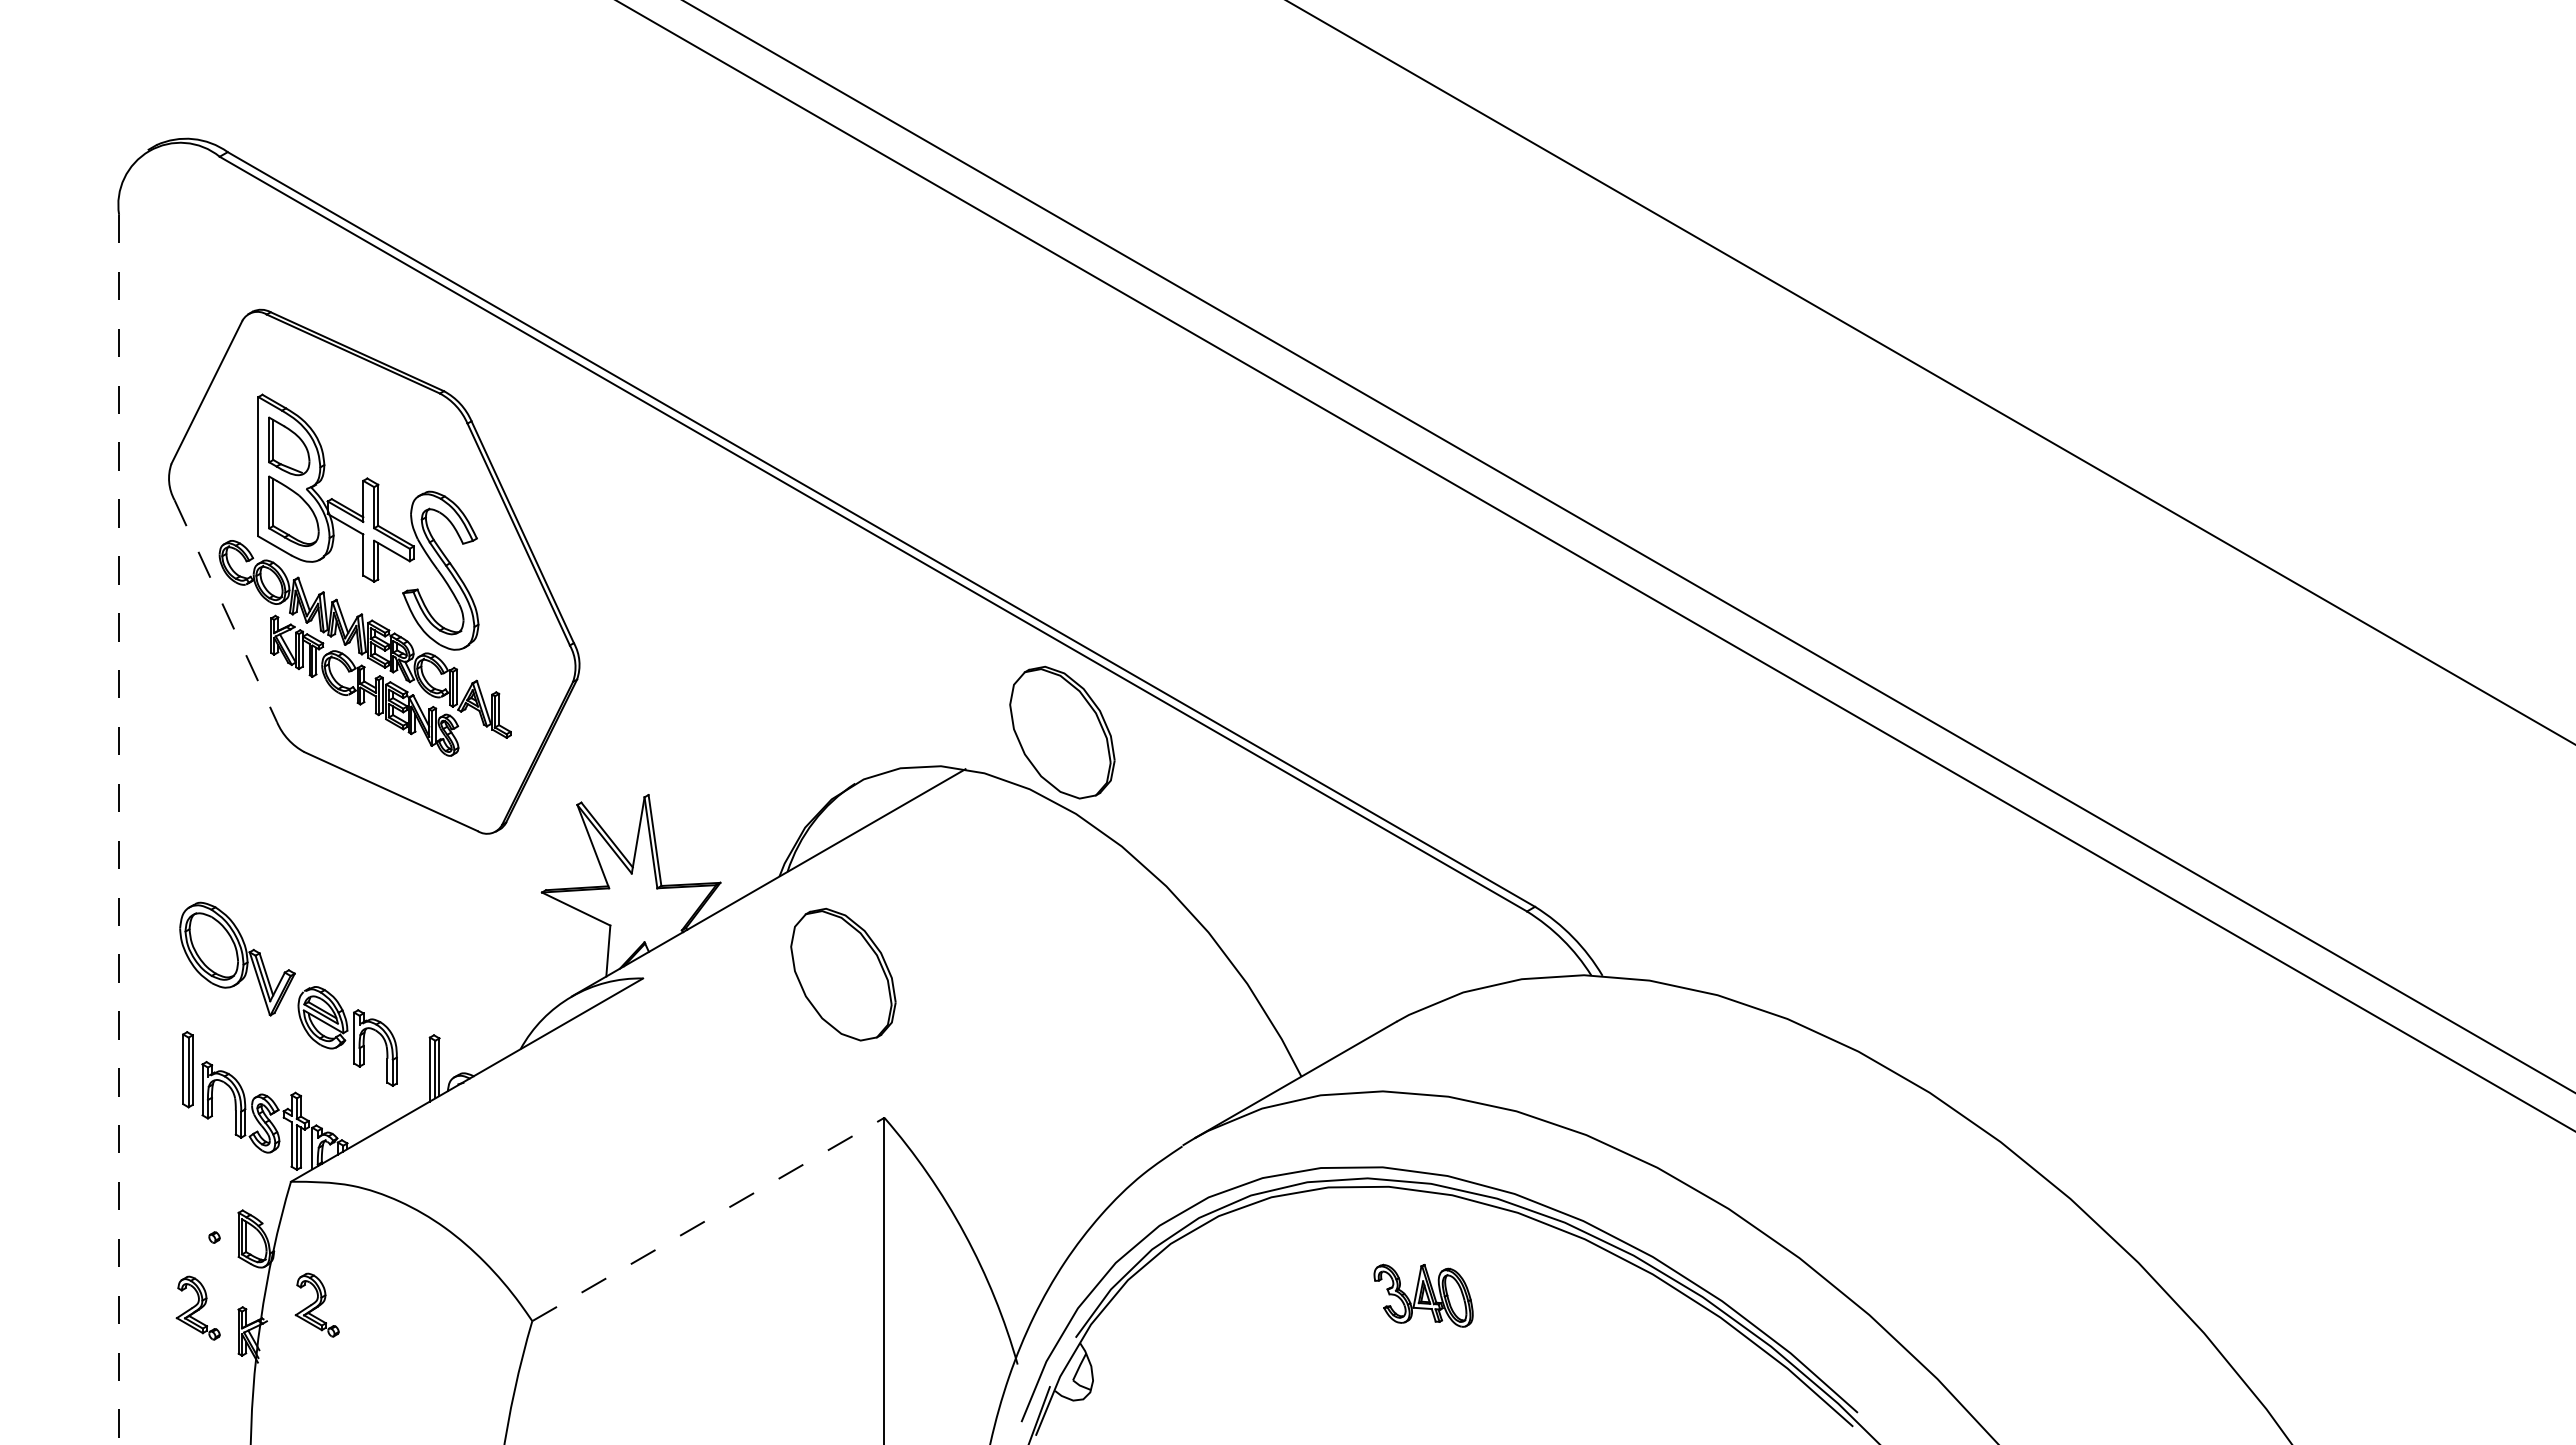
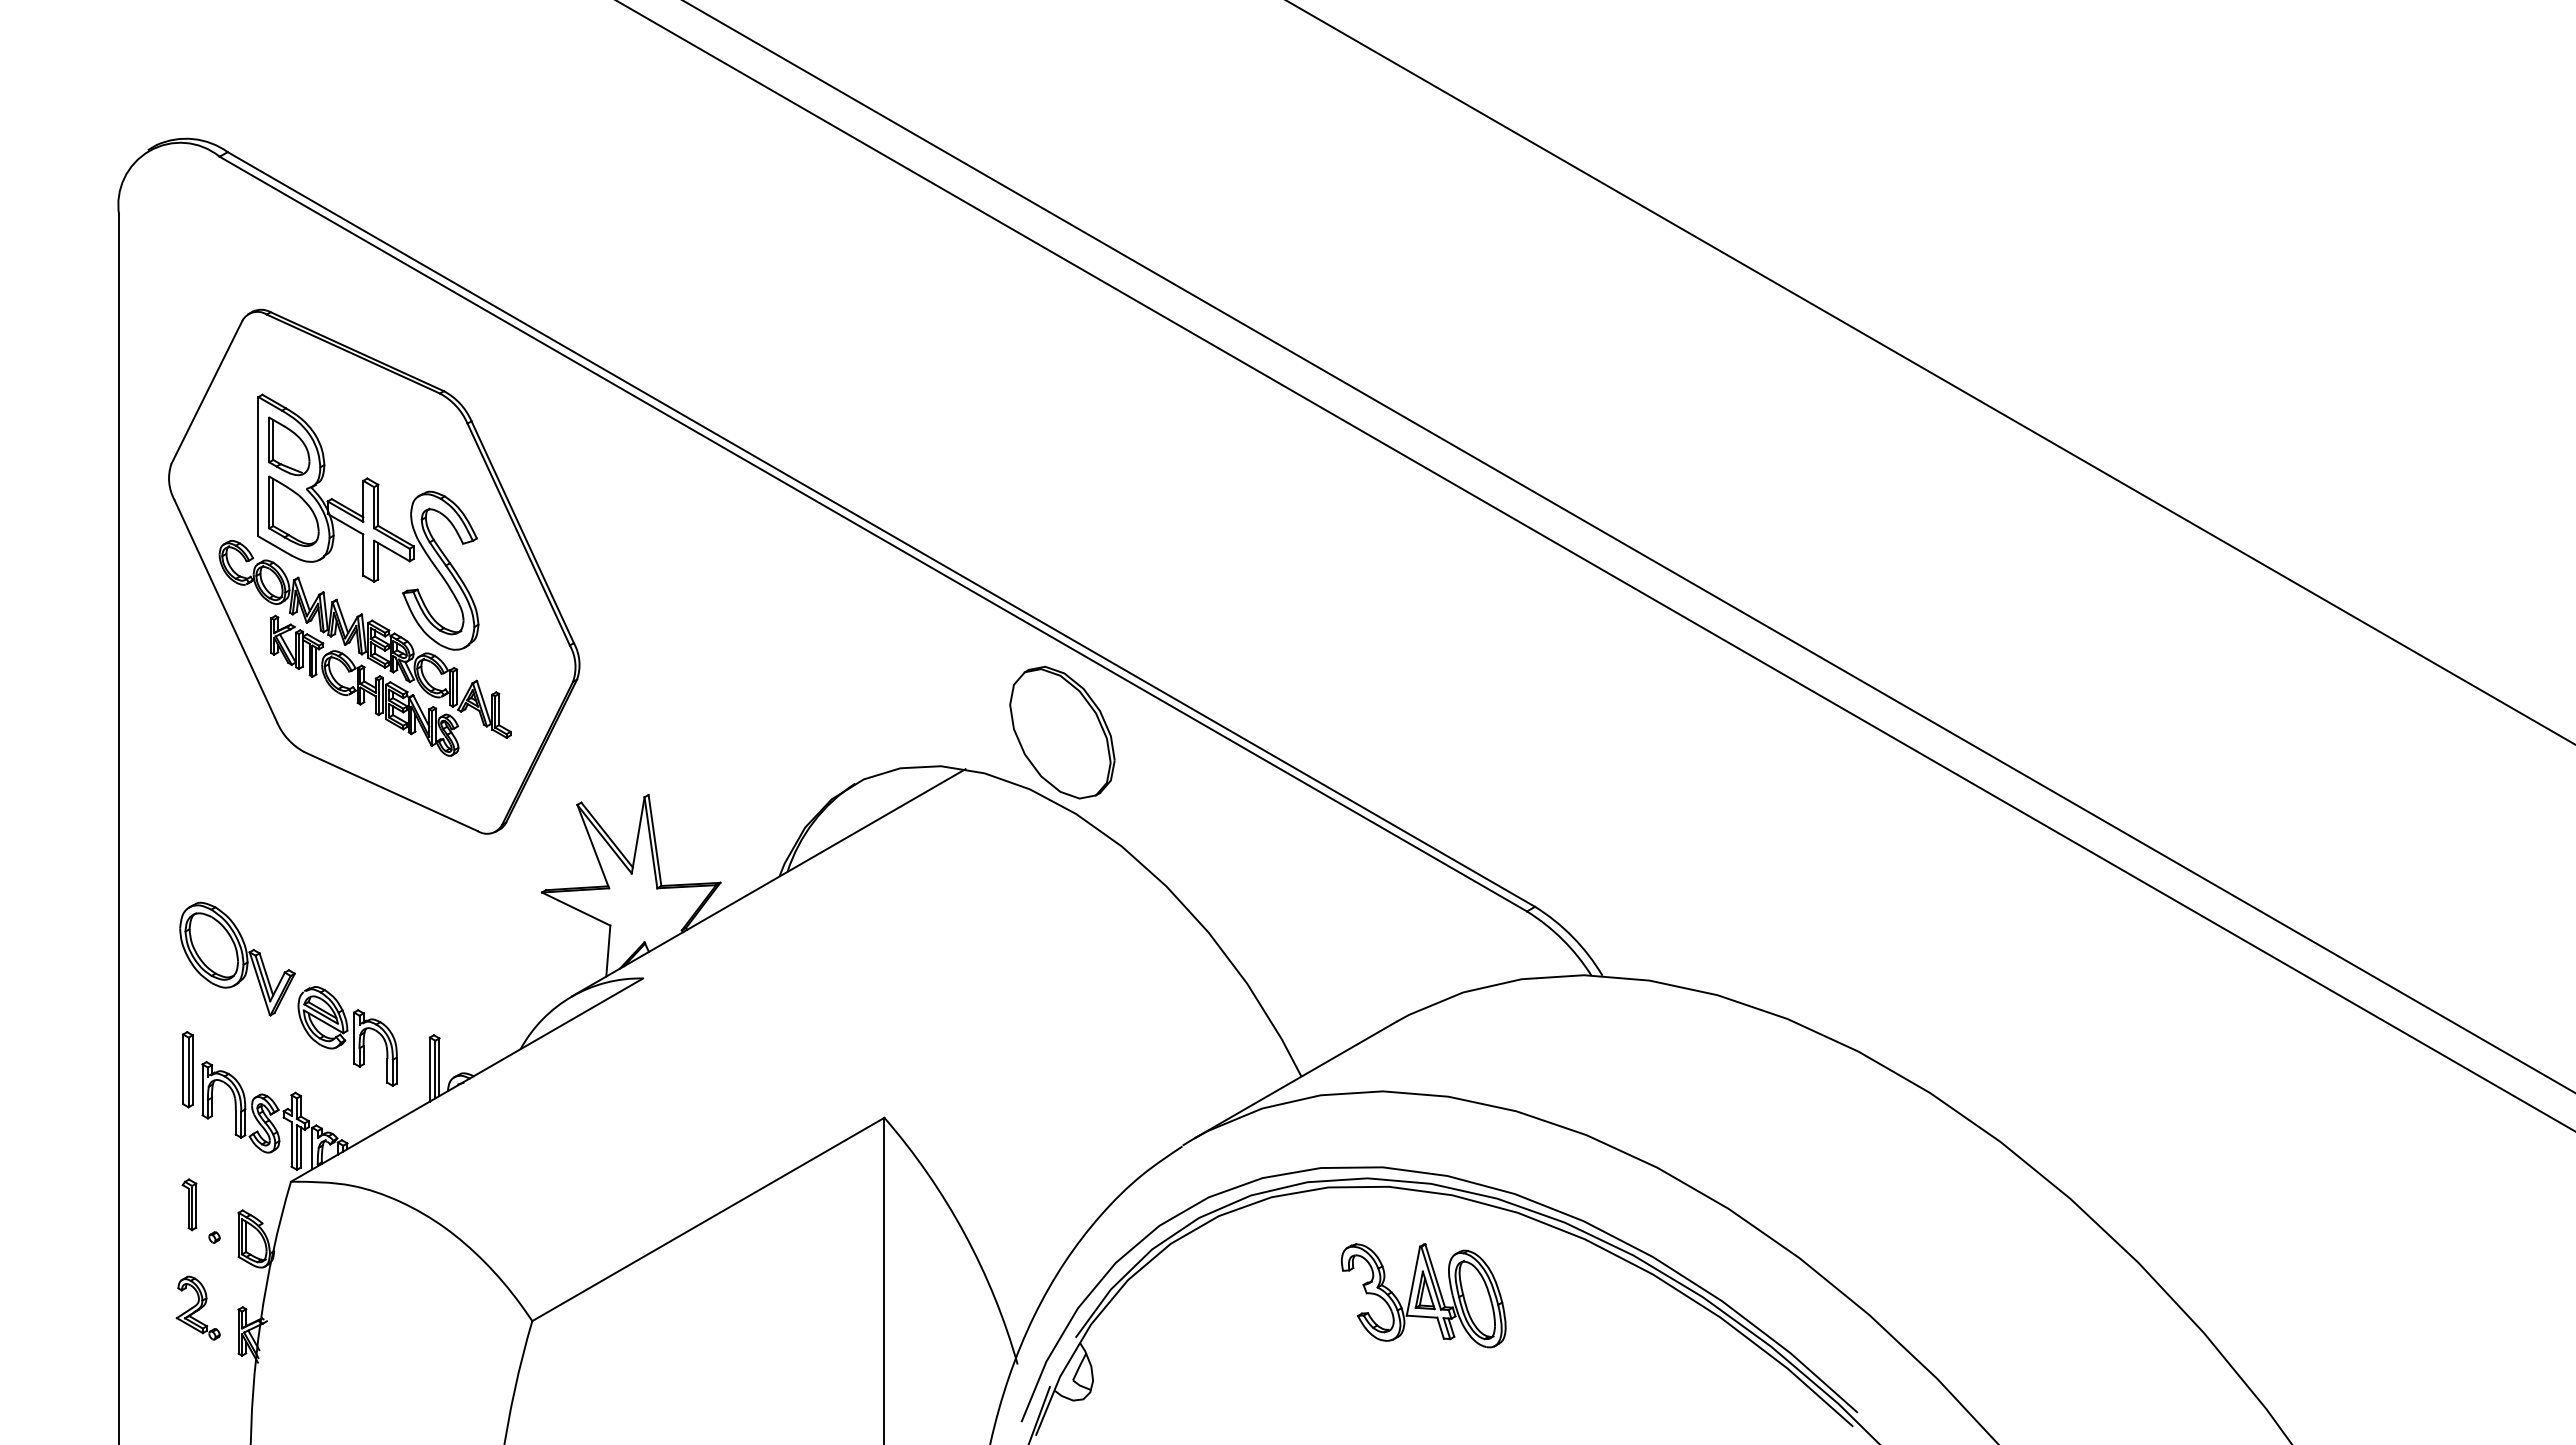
line: dashed -> solid (226, 611)
line: dashed -> solid (119, 829)
part: present -> none (843, 974)
part: none -> present (189, 1204)
line: dashed -> solid (708, 1219)
part size: 101x65 px -> 167x106 px (1423, 1295)
part: present -> none (316, 1304)
